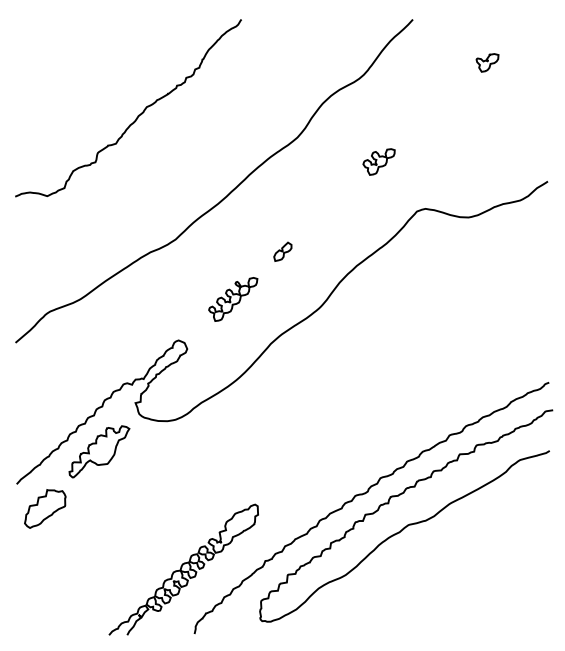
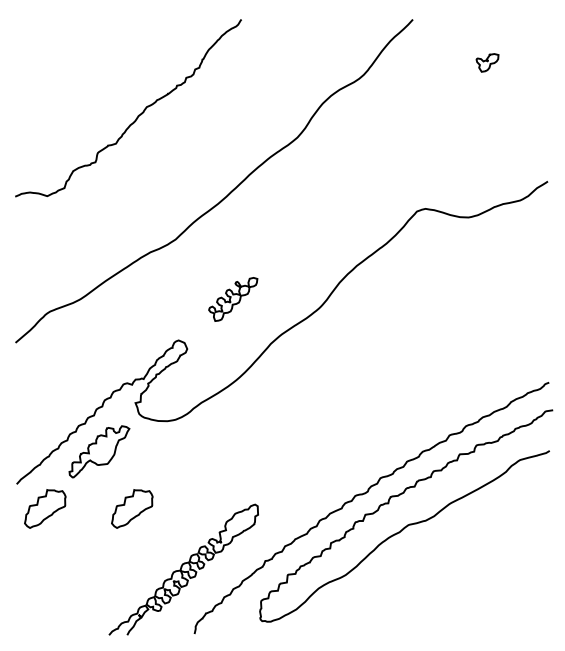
part: present -> none (378, 161)
part: present -> none (282, 251)
part: none -> present (132, 508)
